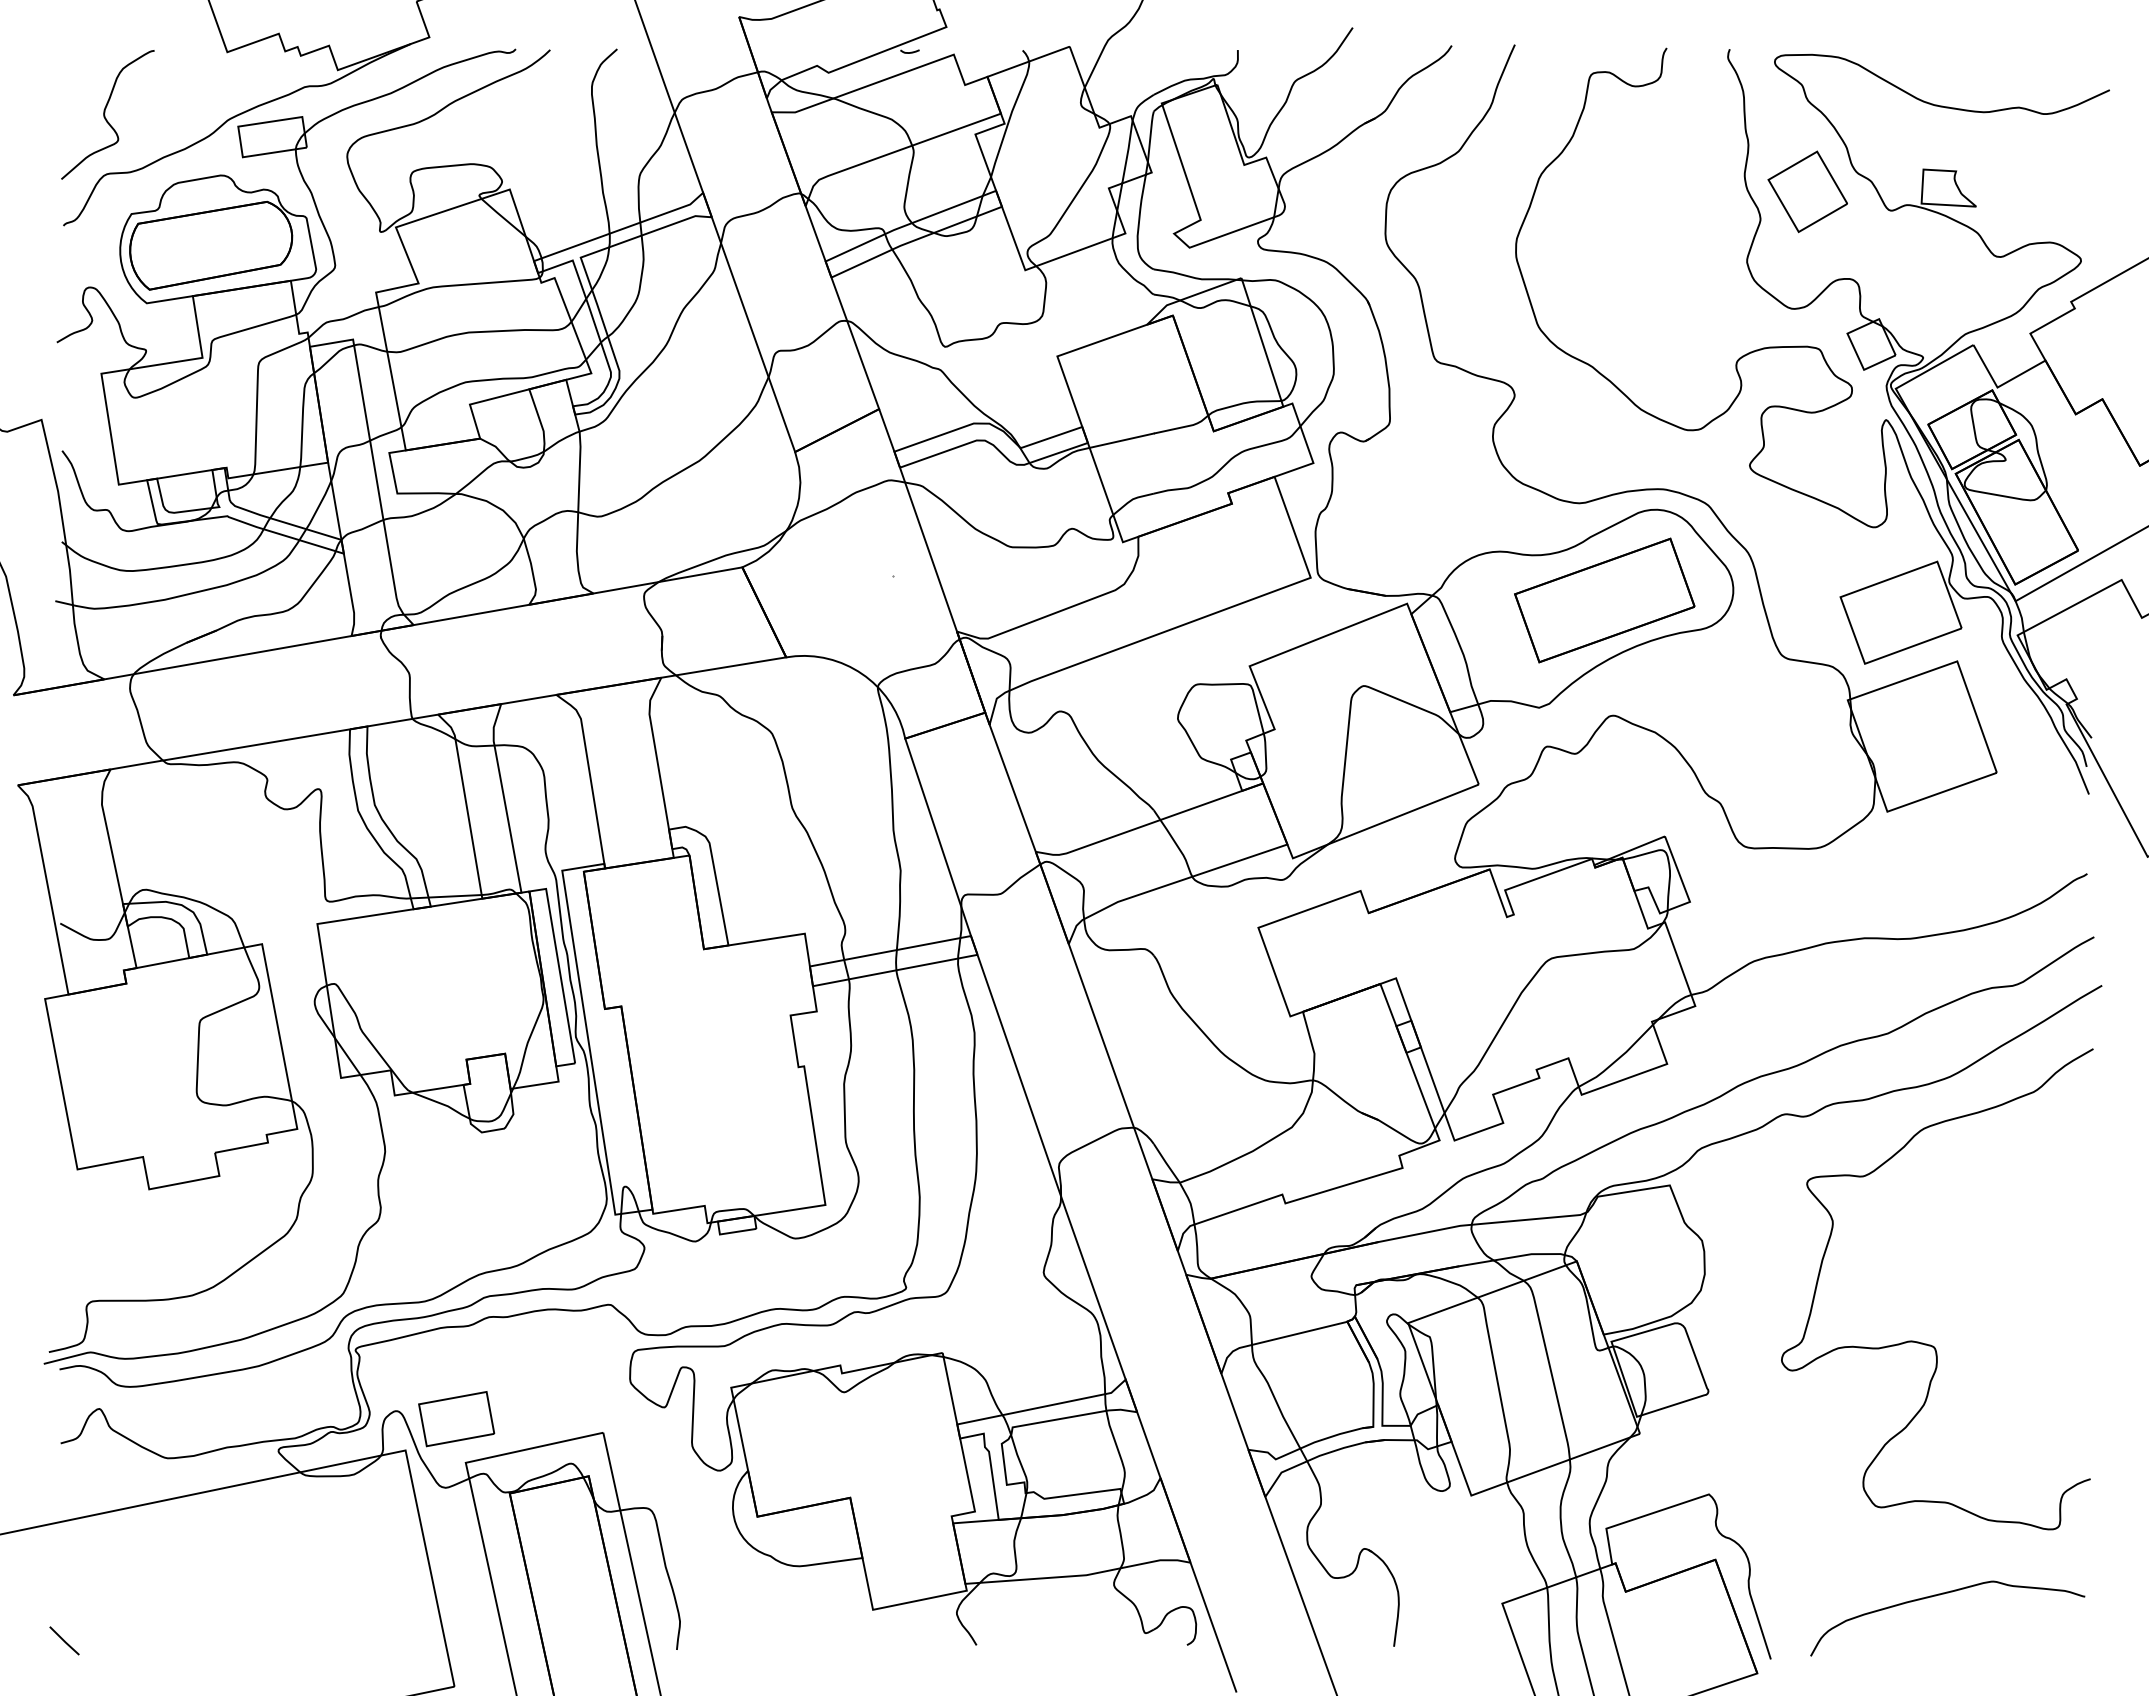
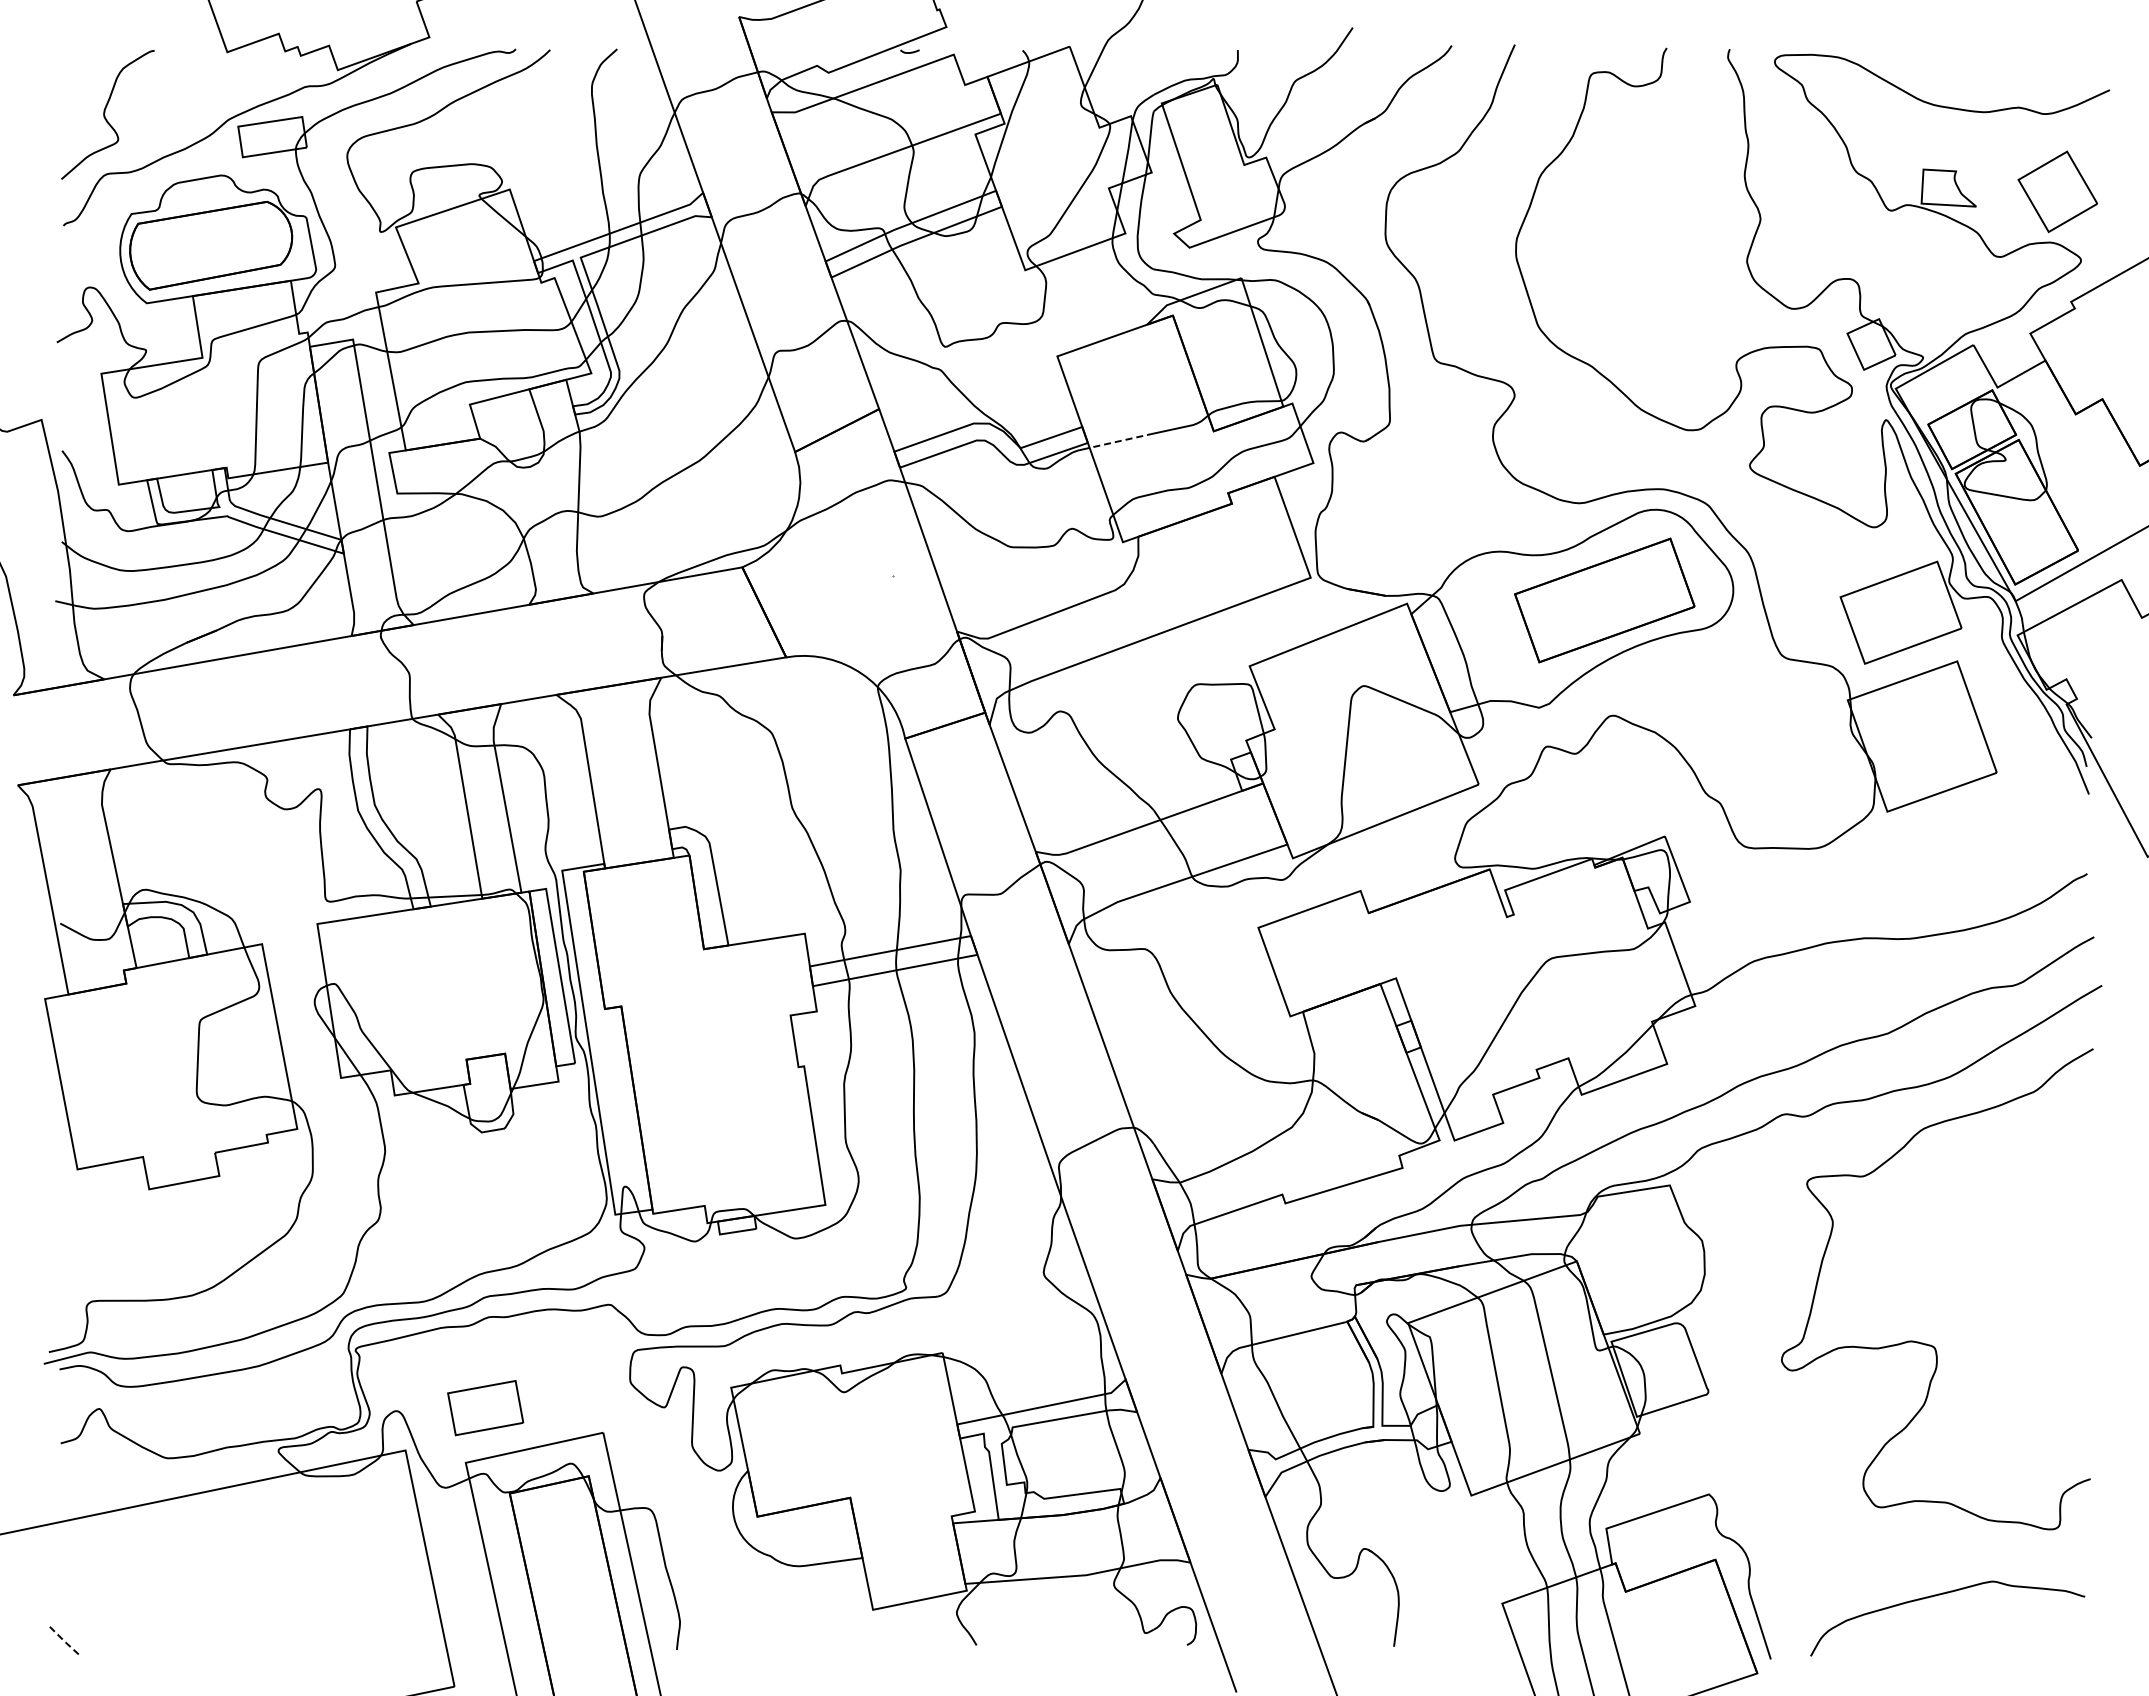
part position: (1807, 191) -> (2057, 191) (2057, 191)
line: solid -> dashed (1121, 440)
part position: (456, 1419) -> (485, 1408) (485, 1408)
line: solid -> dashed (64, 1641)
